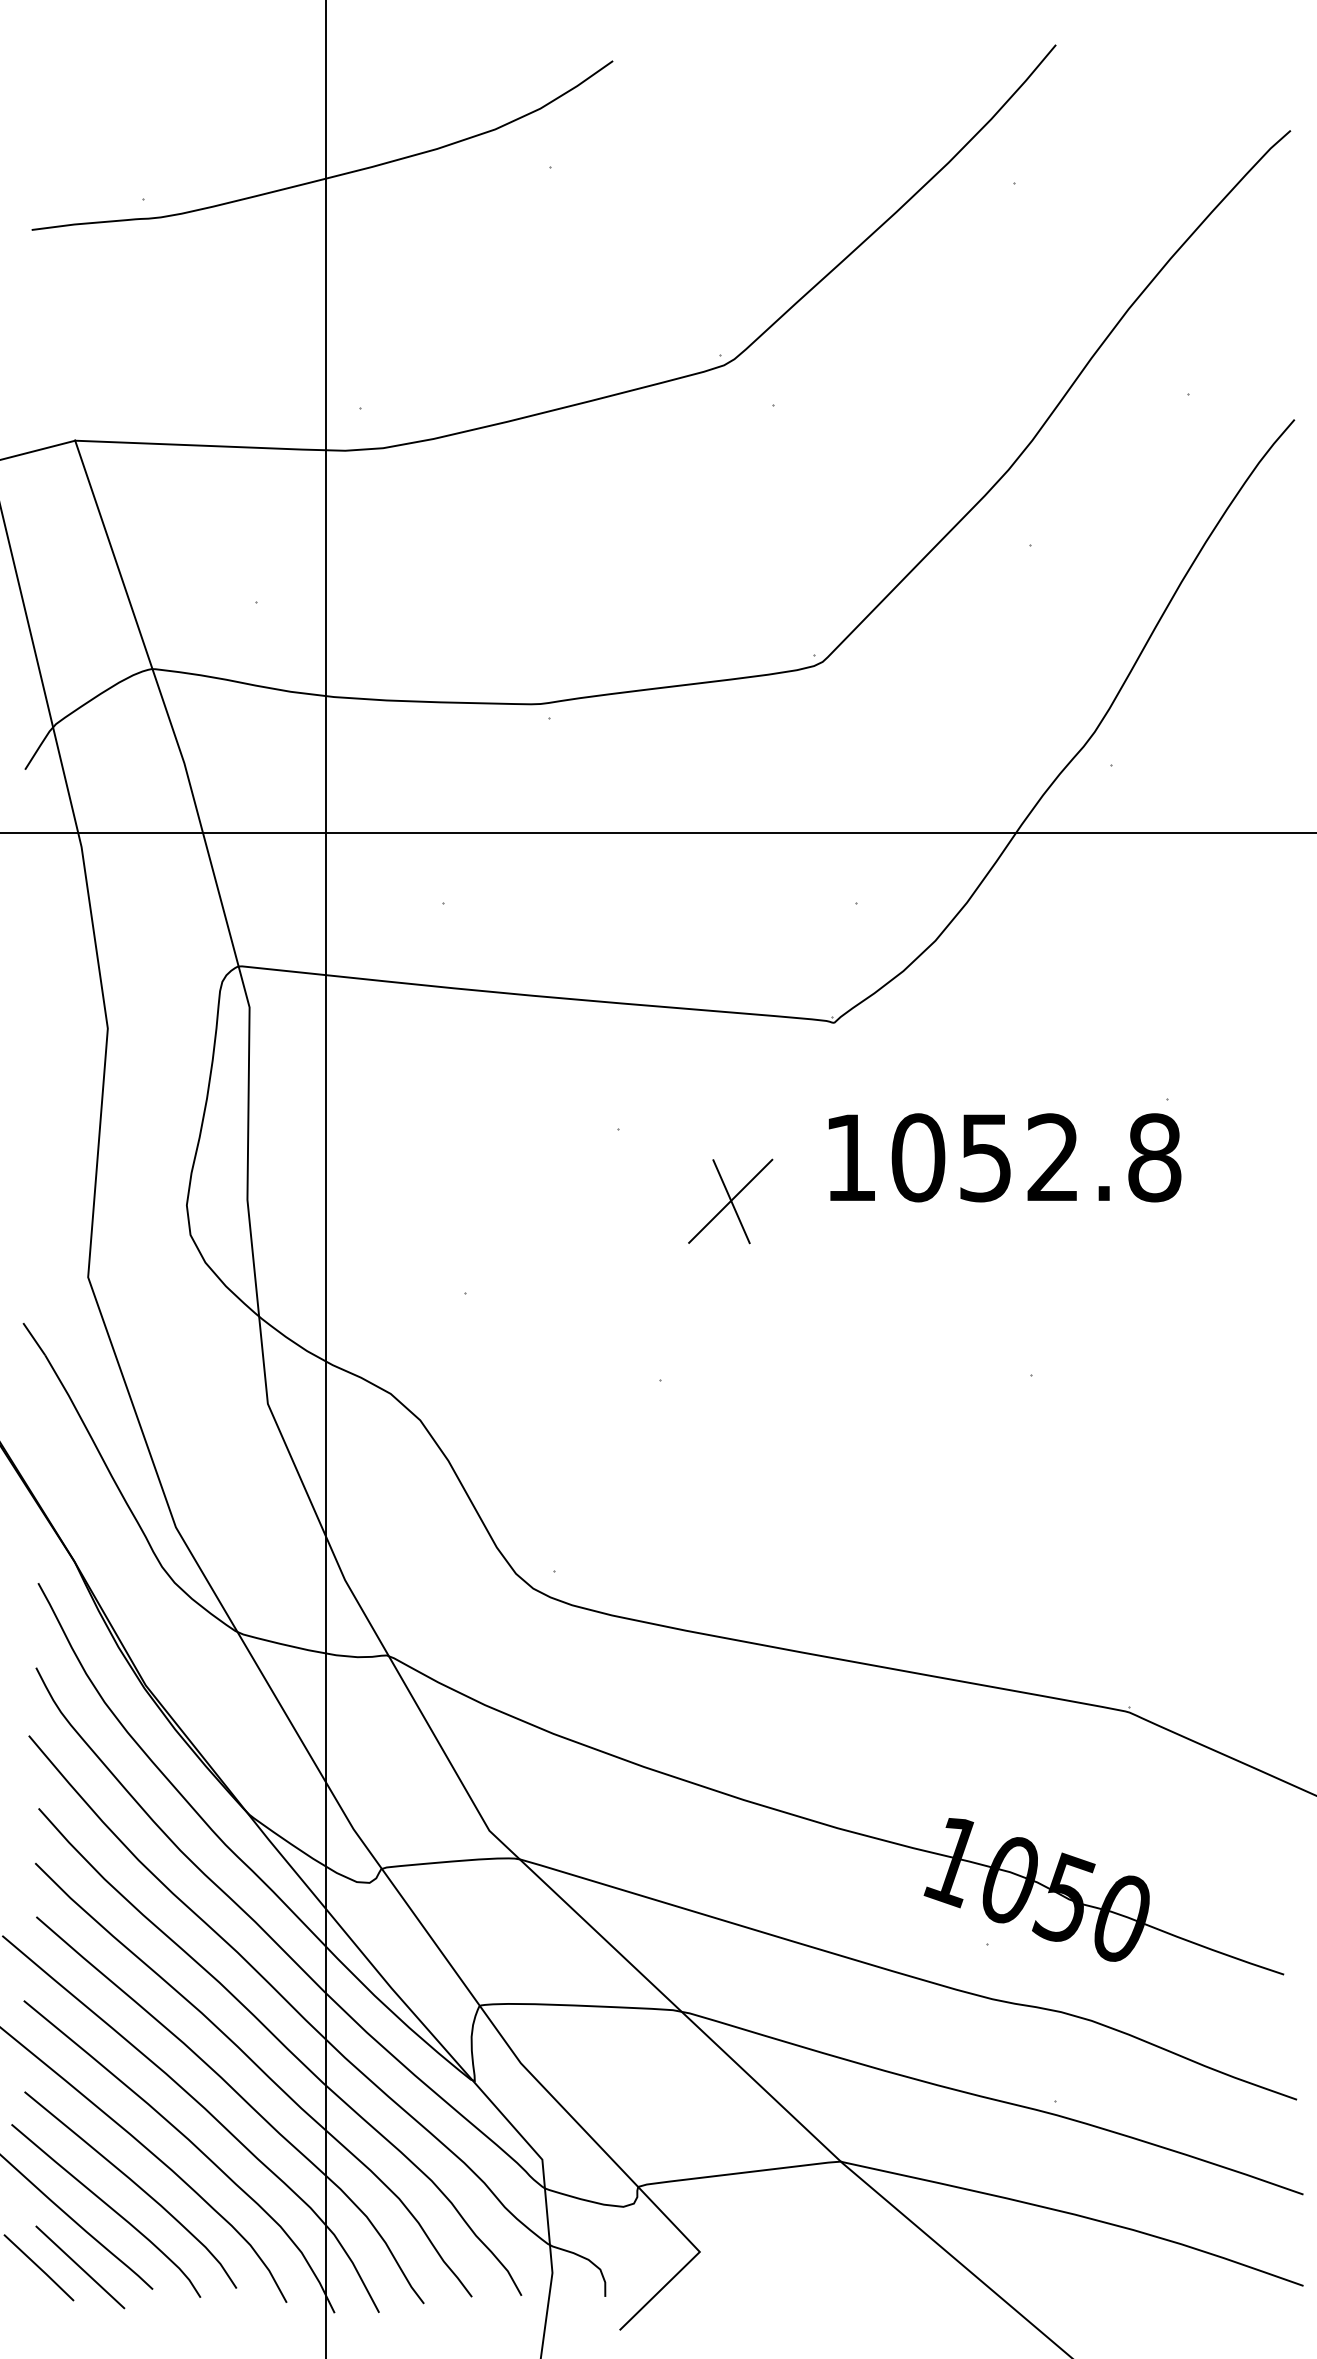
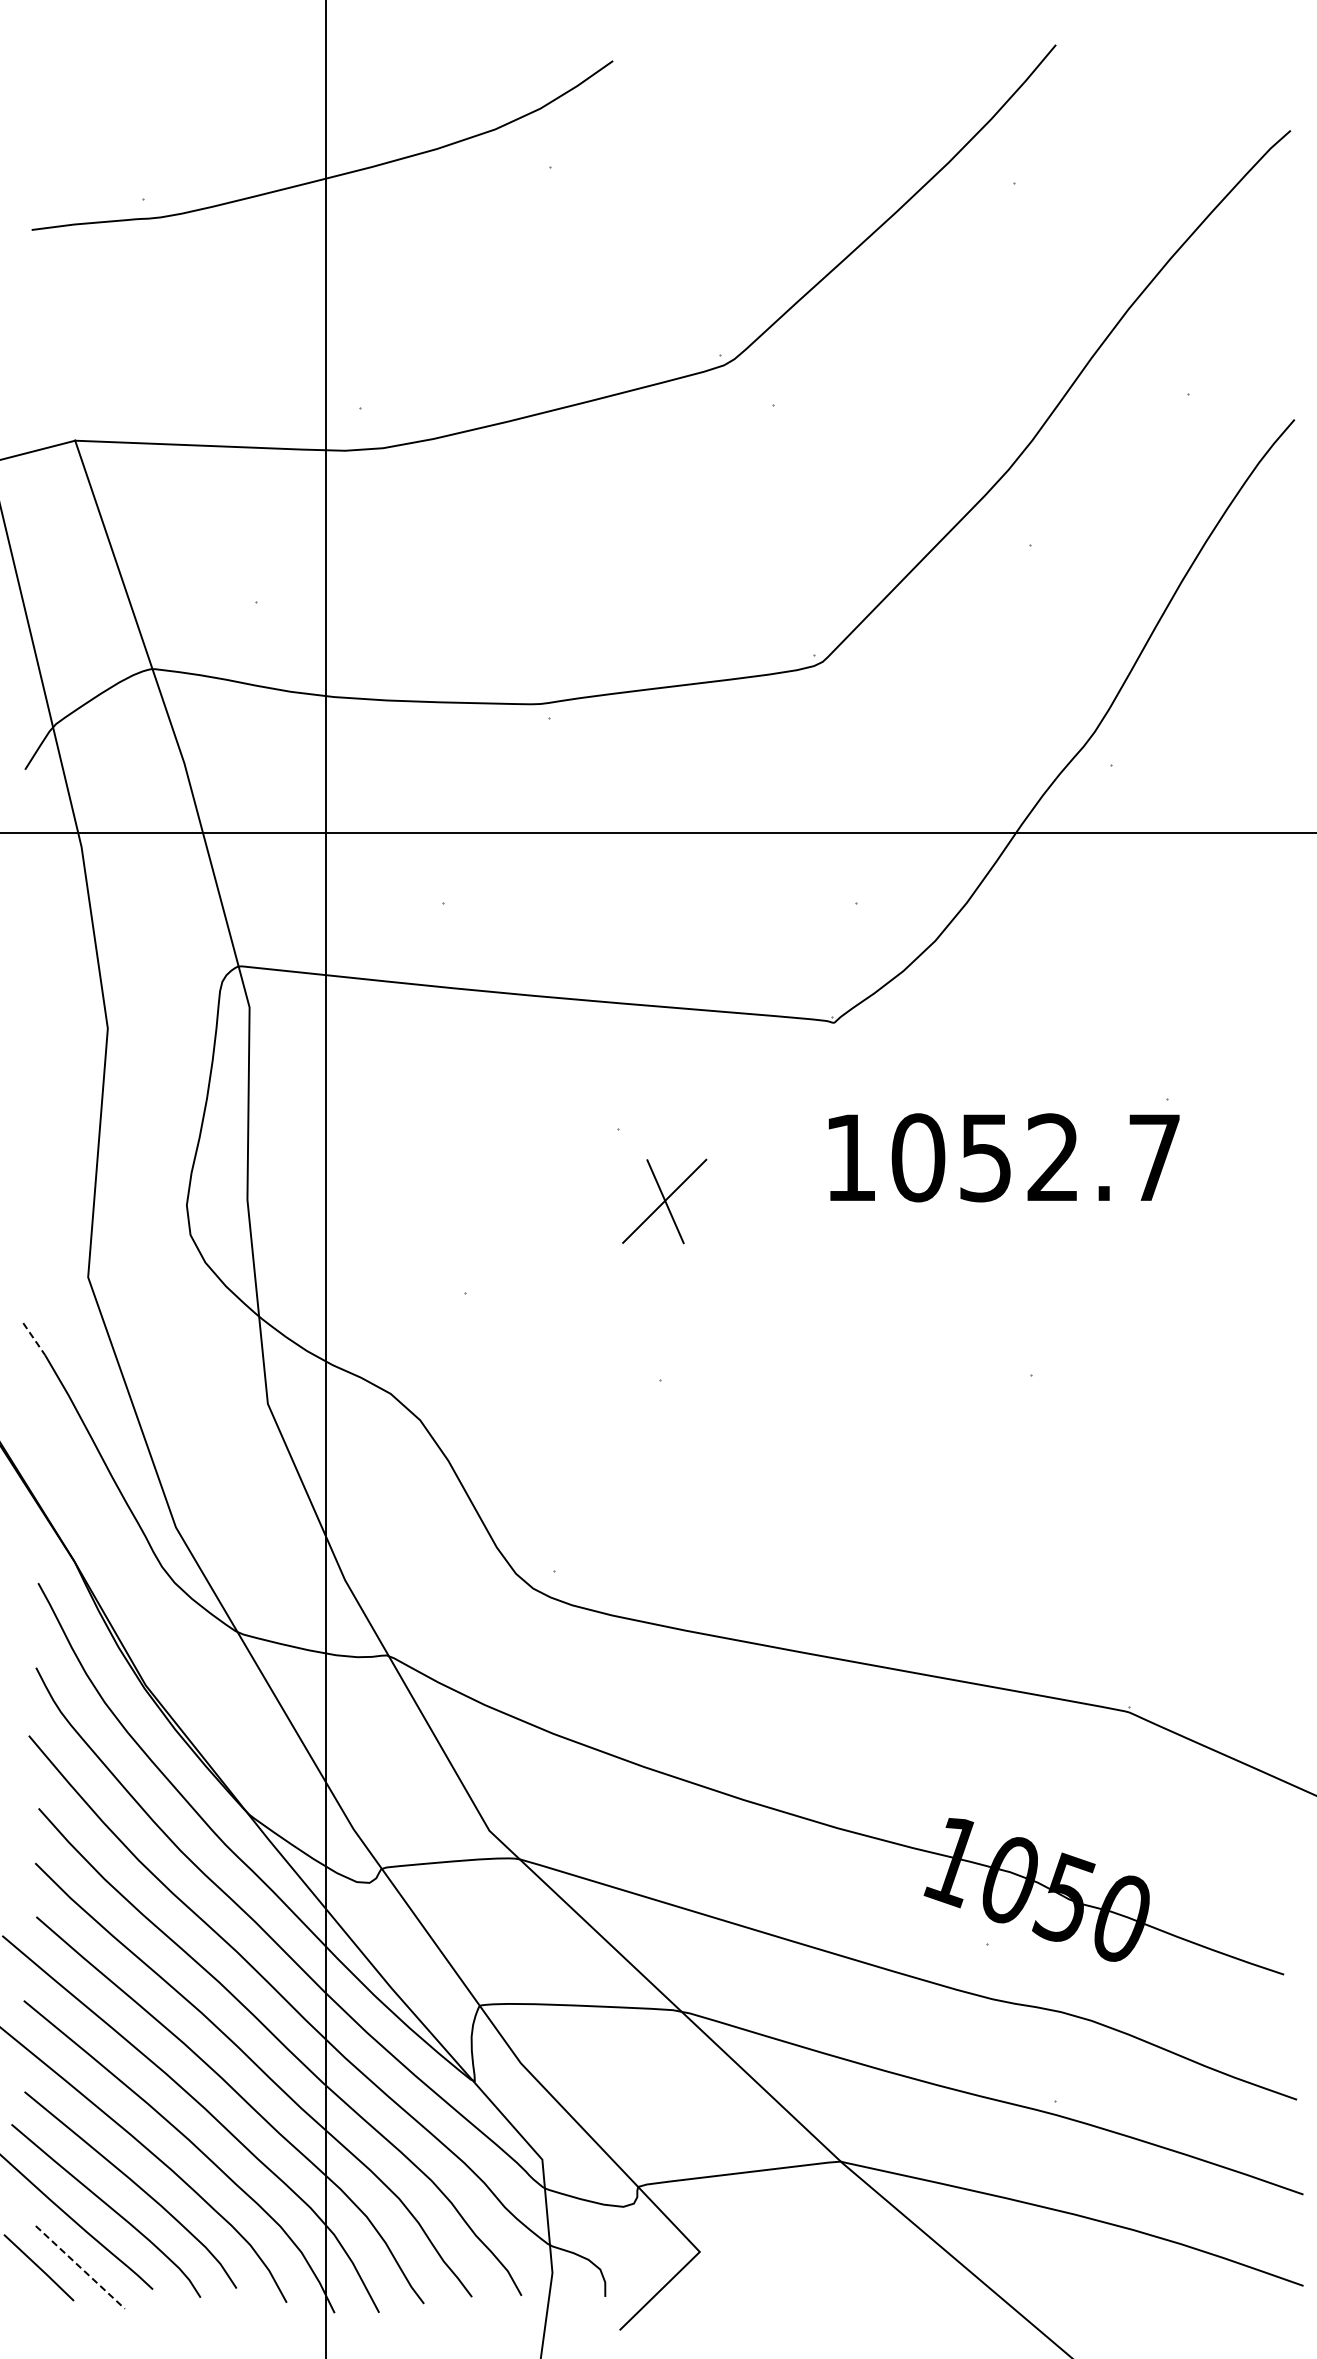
text: 1052.8 -> 1052.7 (1154, 1157)
part position: (730, 1201) -> (664, 1201) (664, 1201)
line: solid -> dashed (34, 1339)
line: solid -> dashed (80, 2267)
